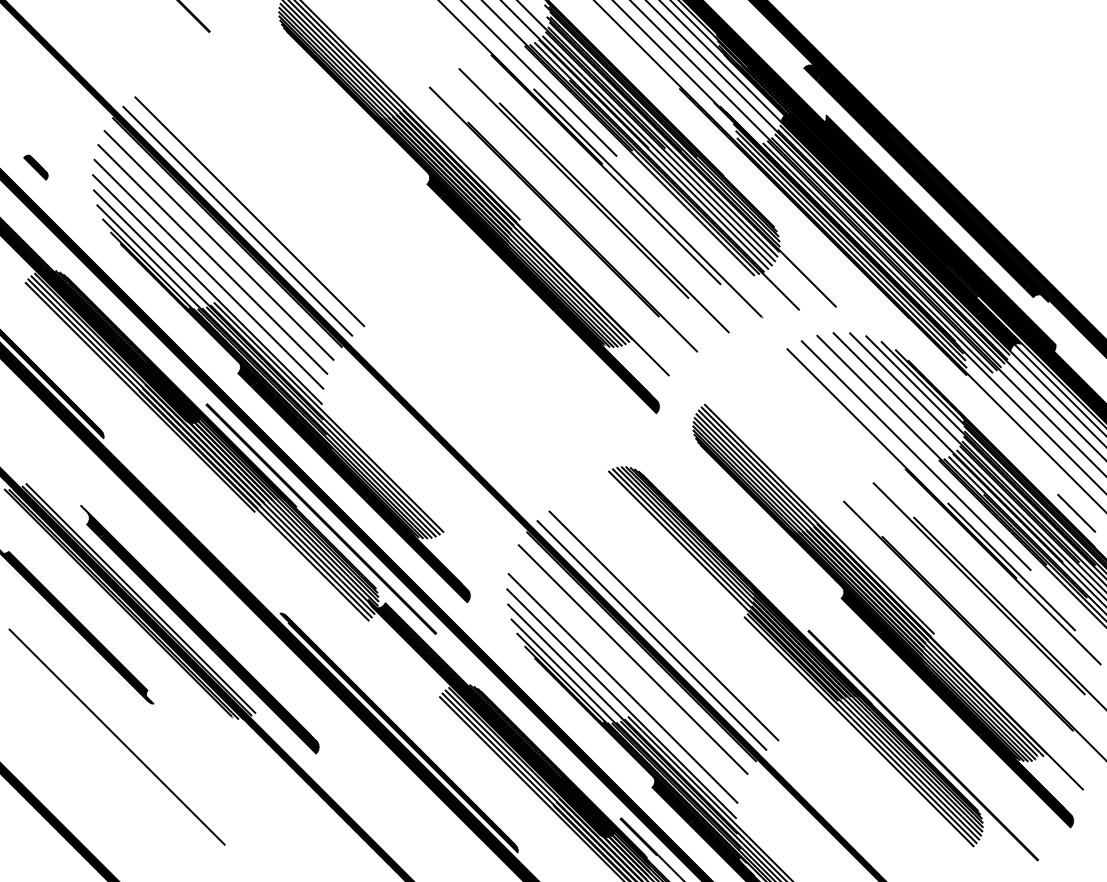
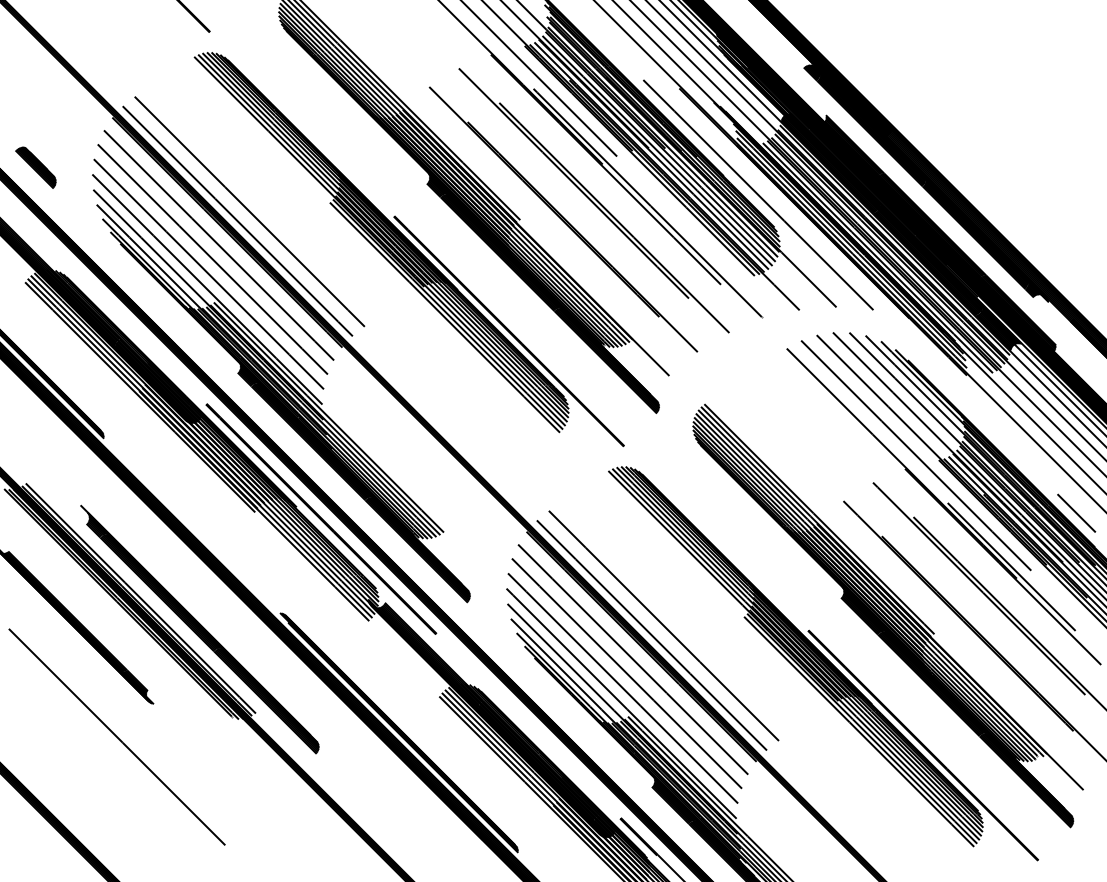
part size: 26x27 px -> 42x43 px (35, 167)
line: none -> present (758, 194)
part: none -> present (408, 249)
line: none -> present (626, 673)
